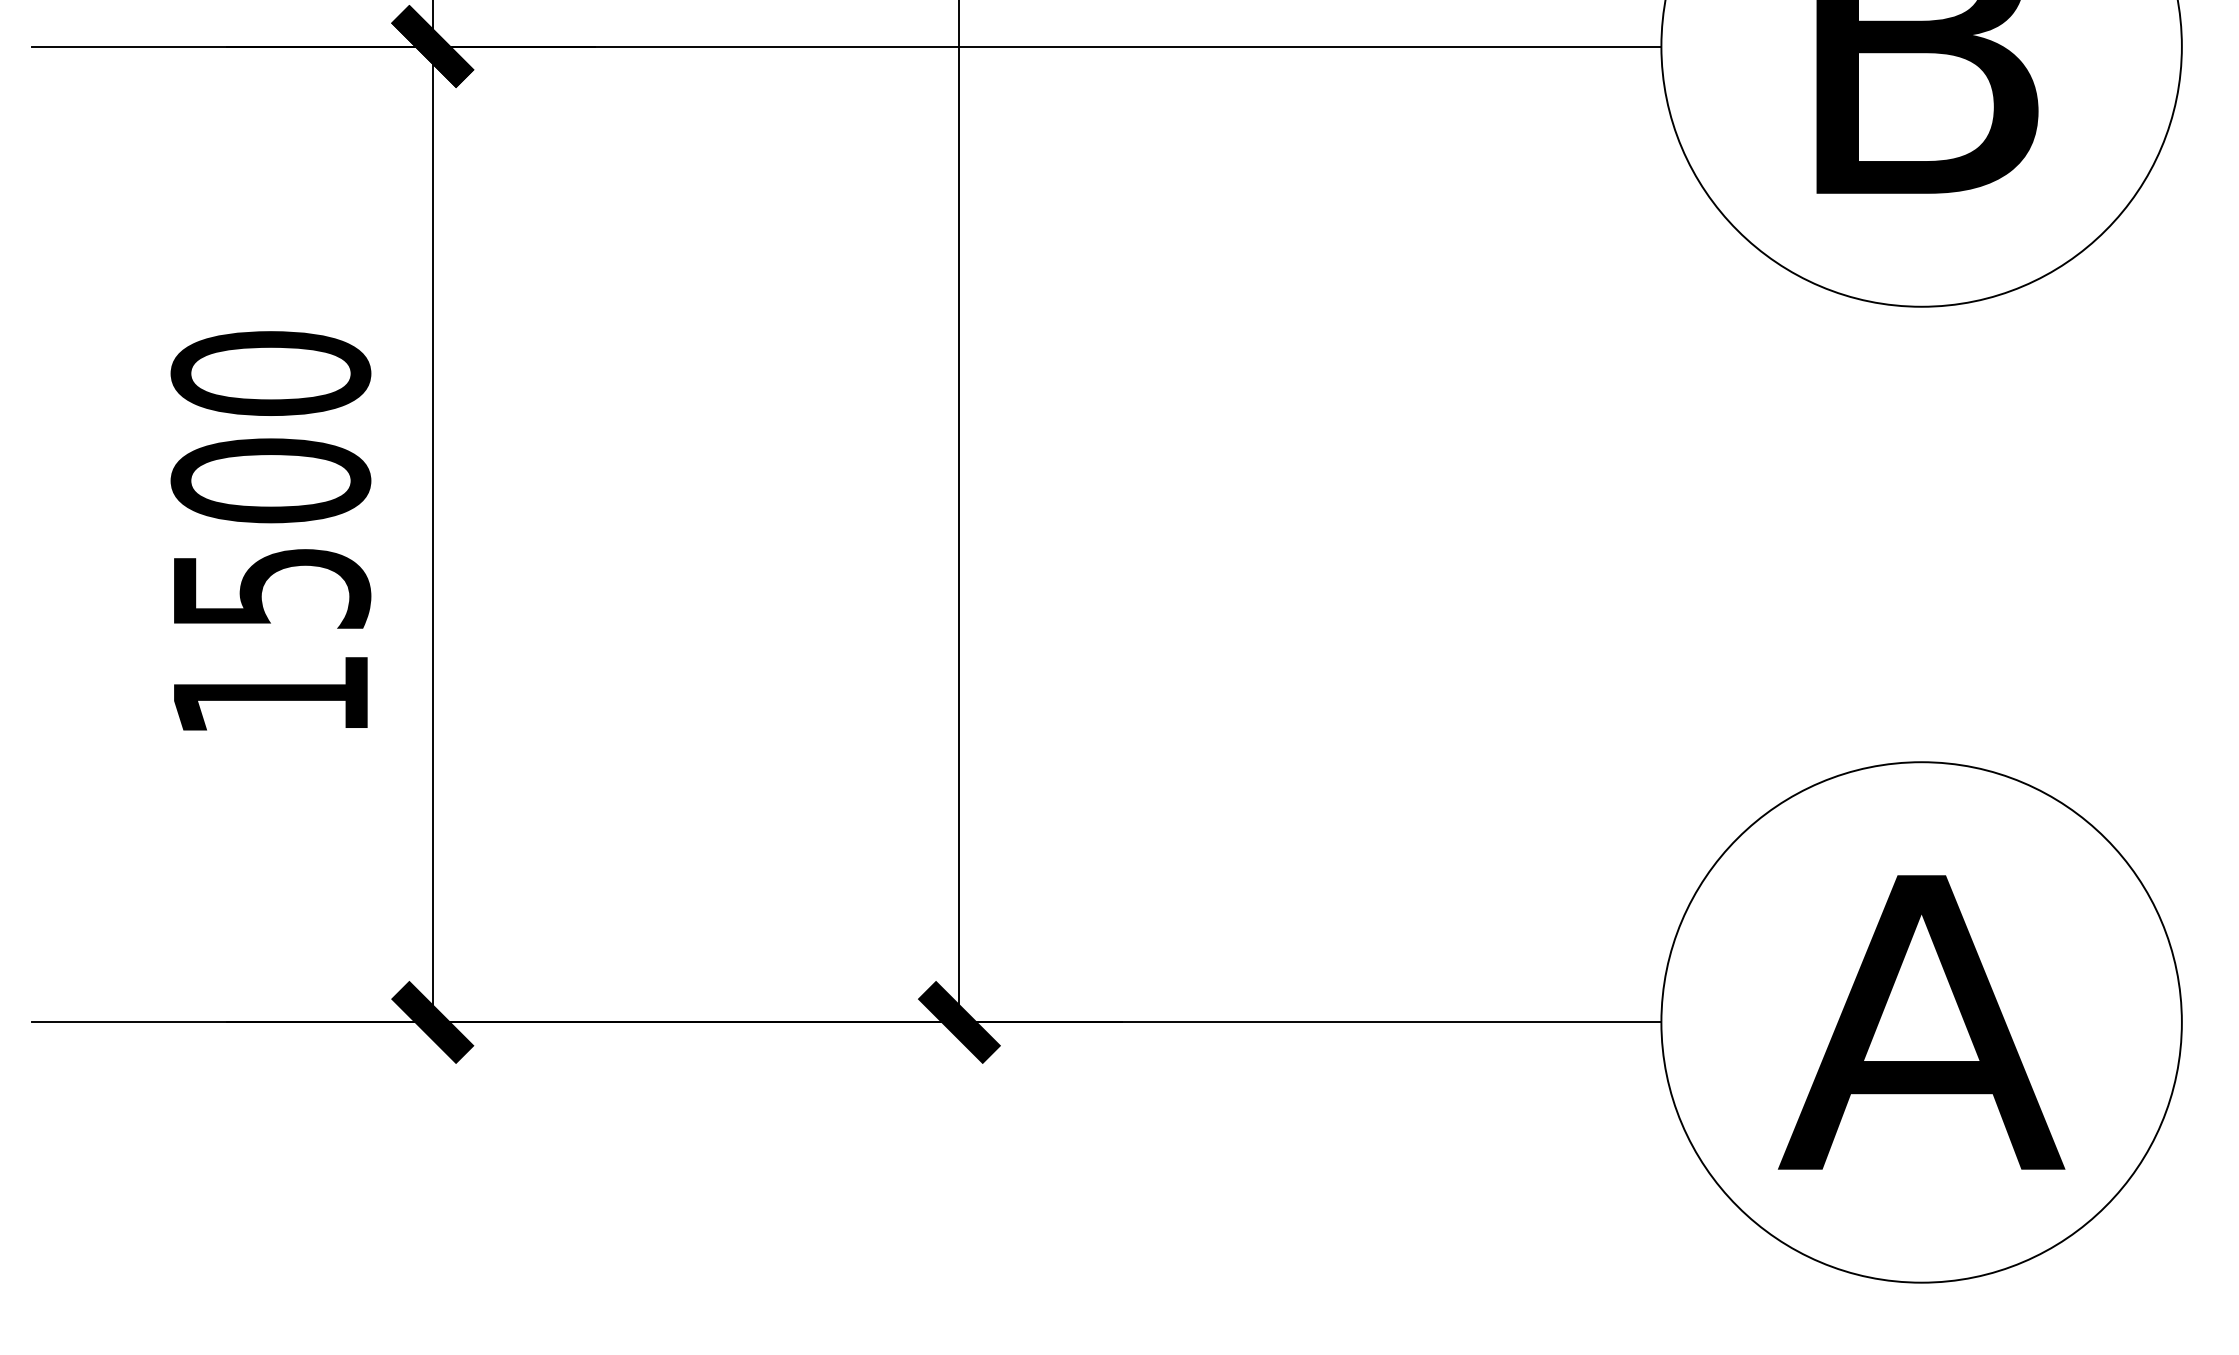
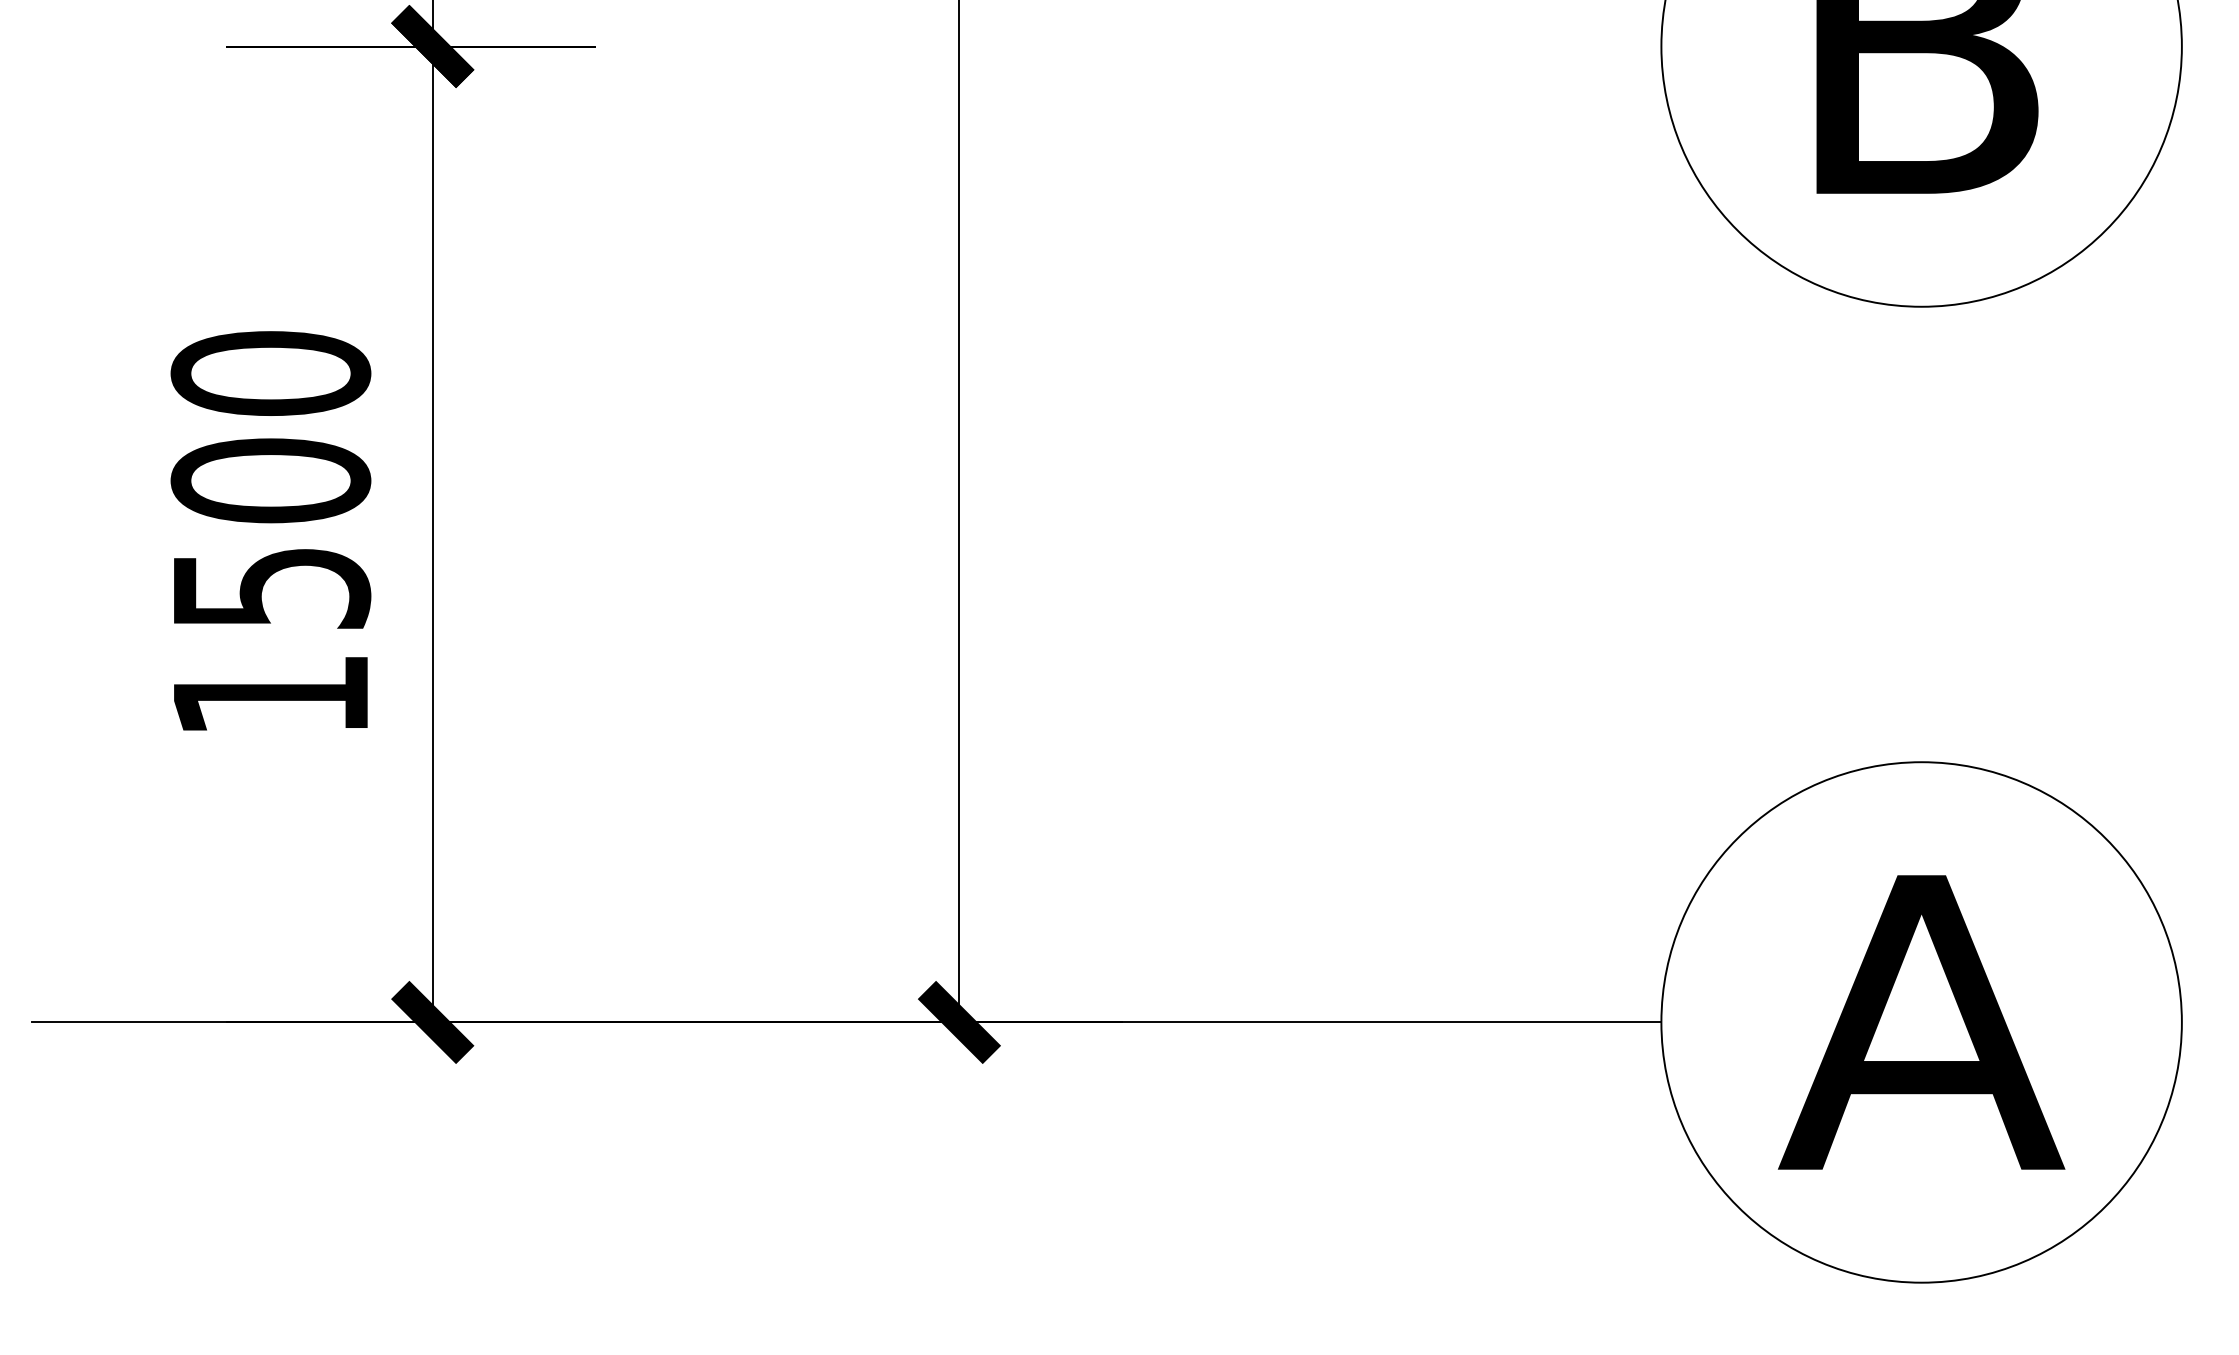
line: present -> none (846, 46)
